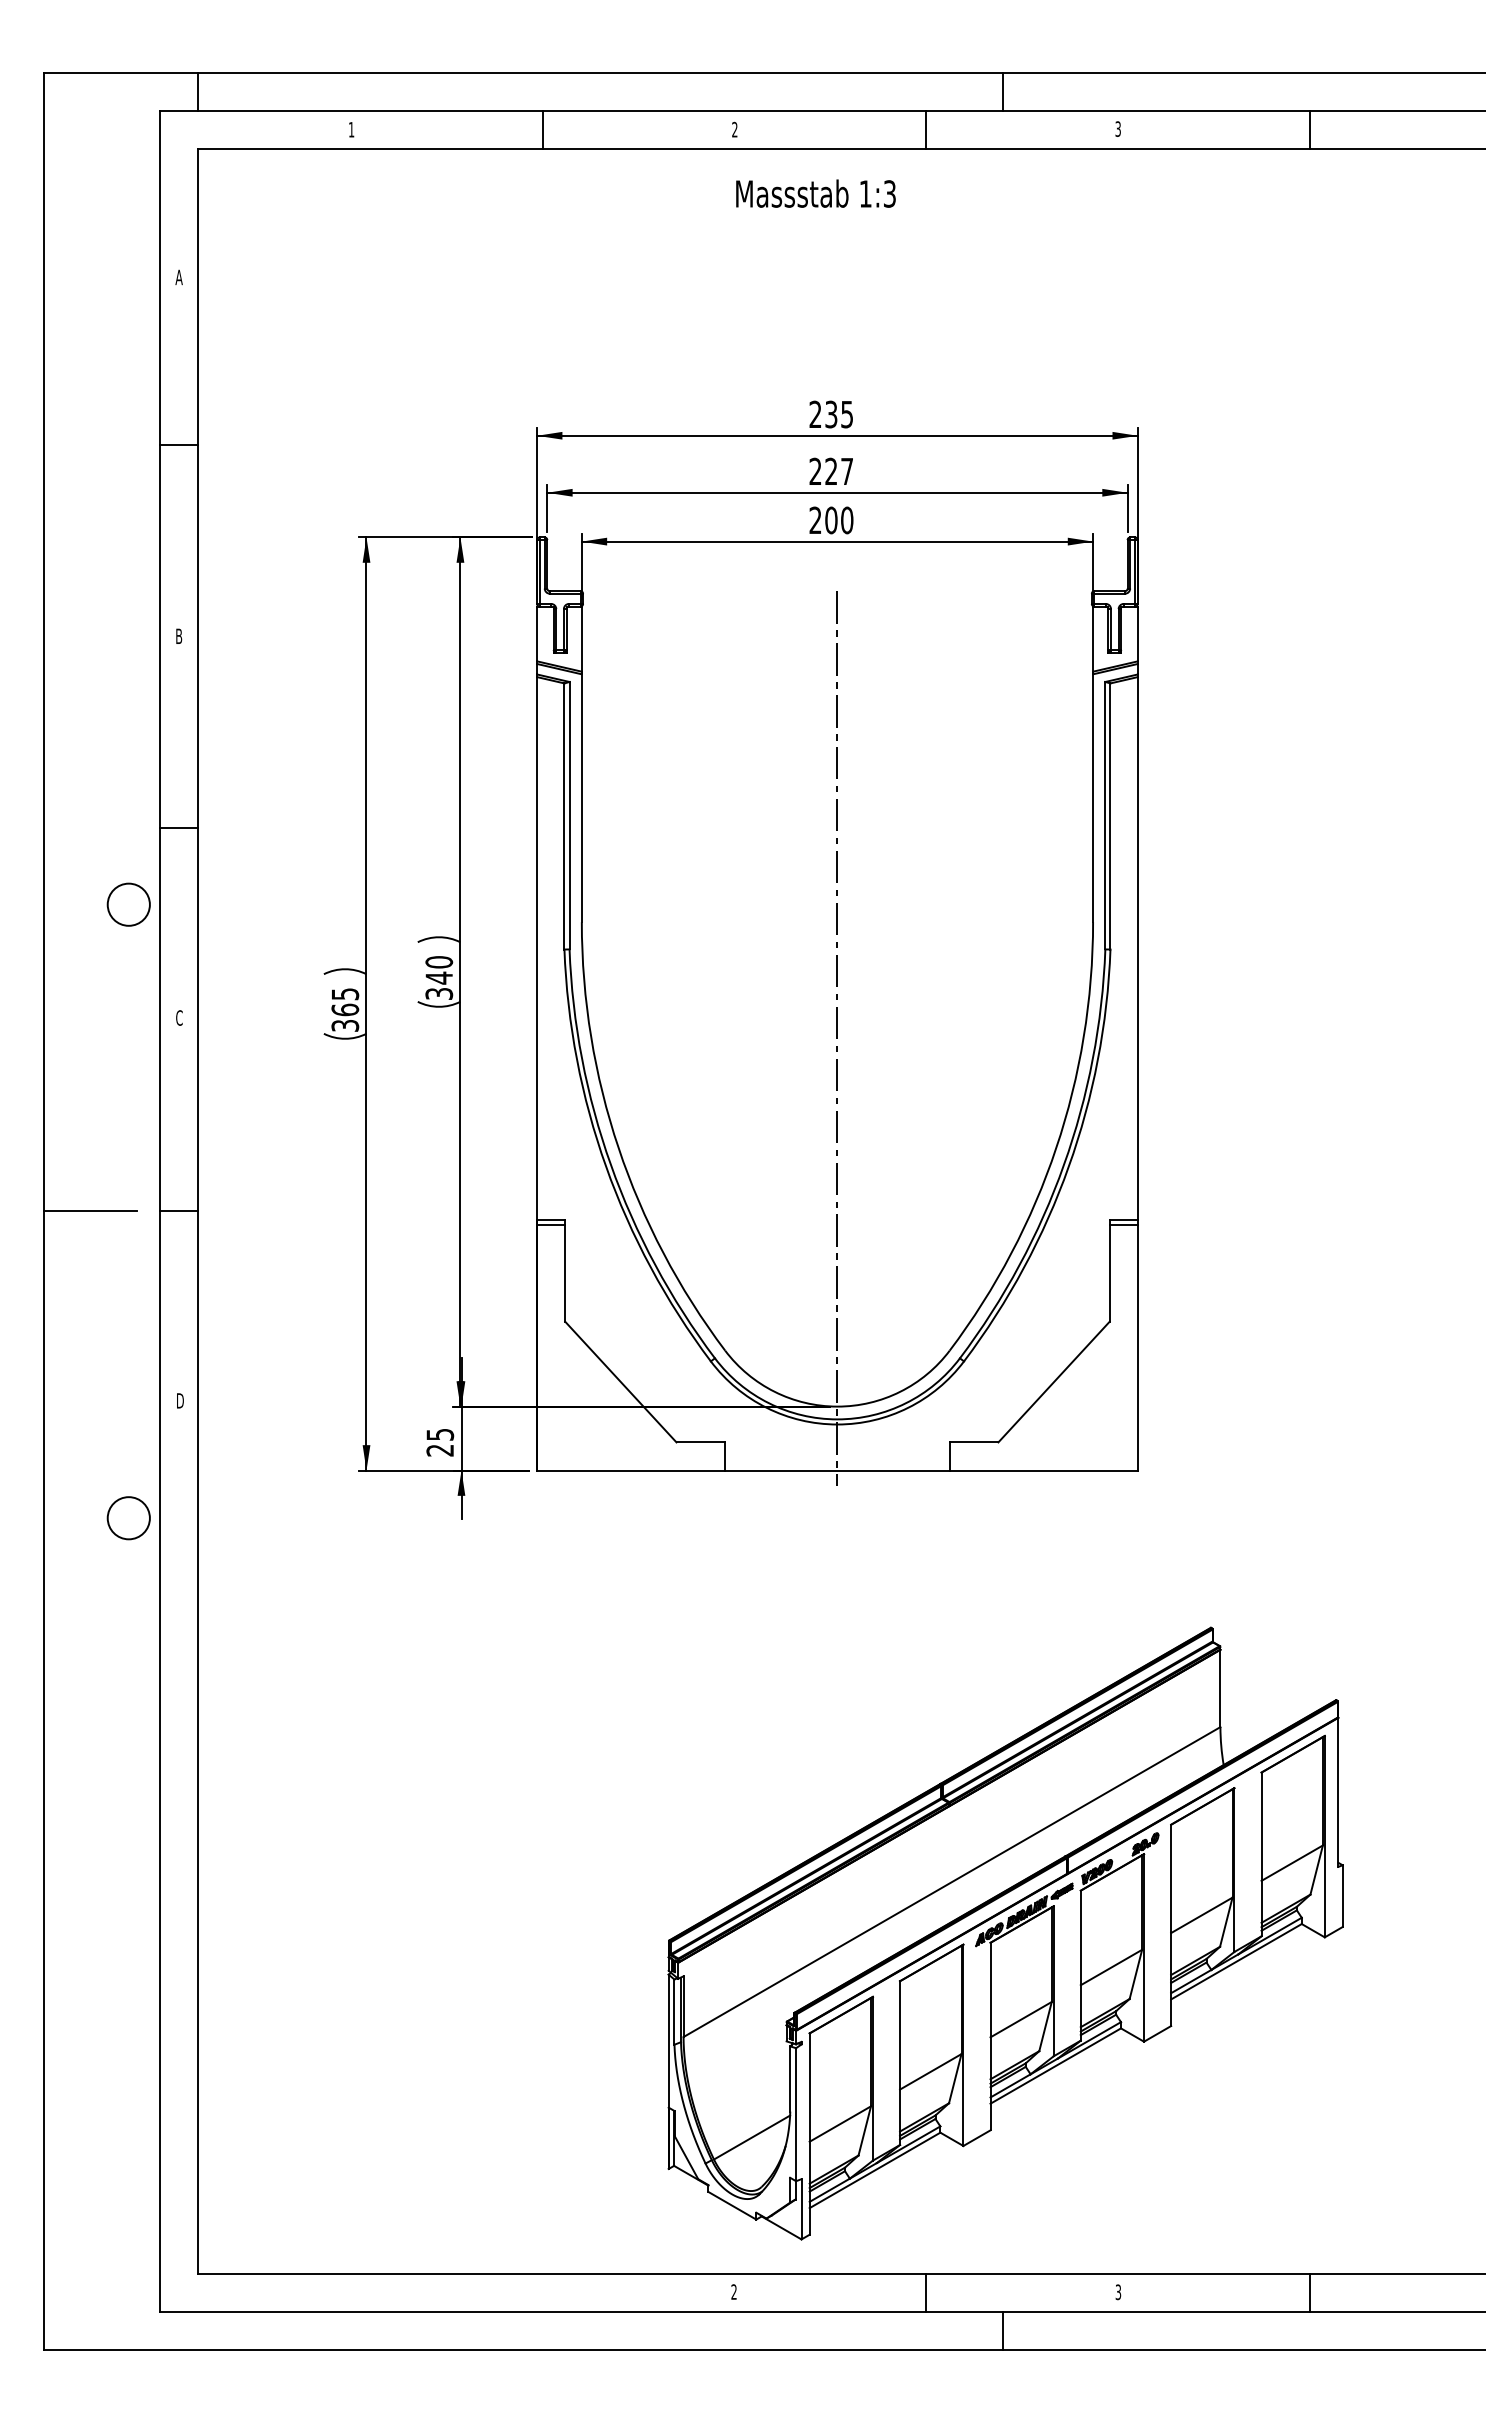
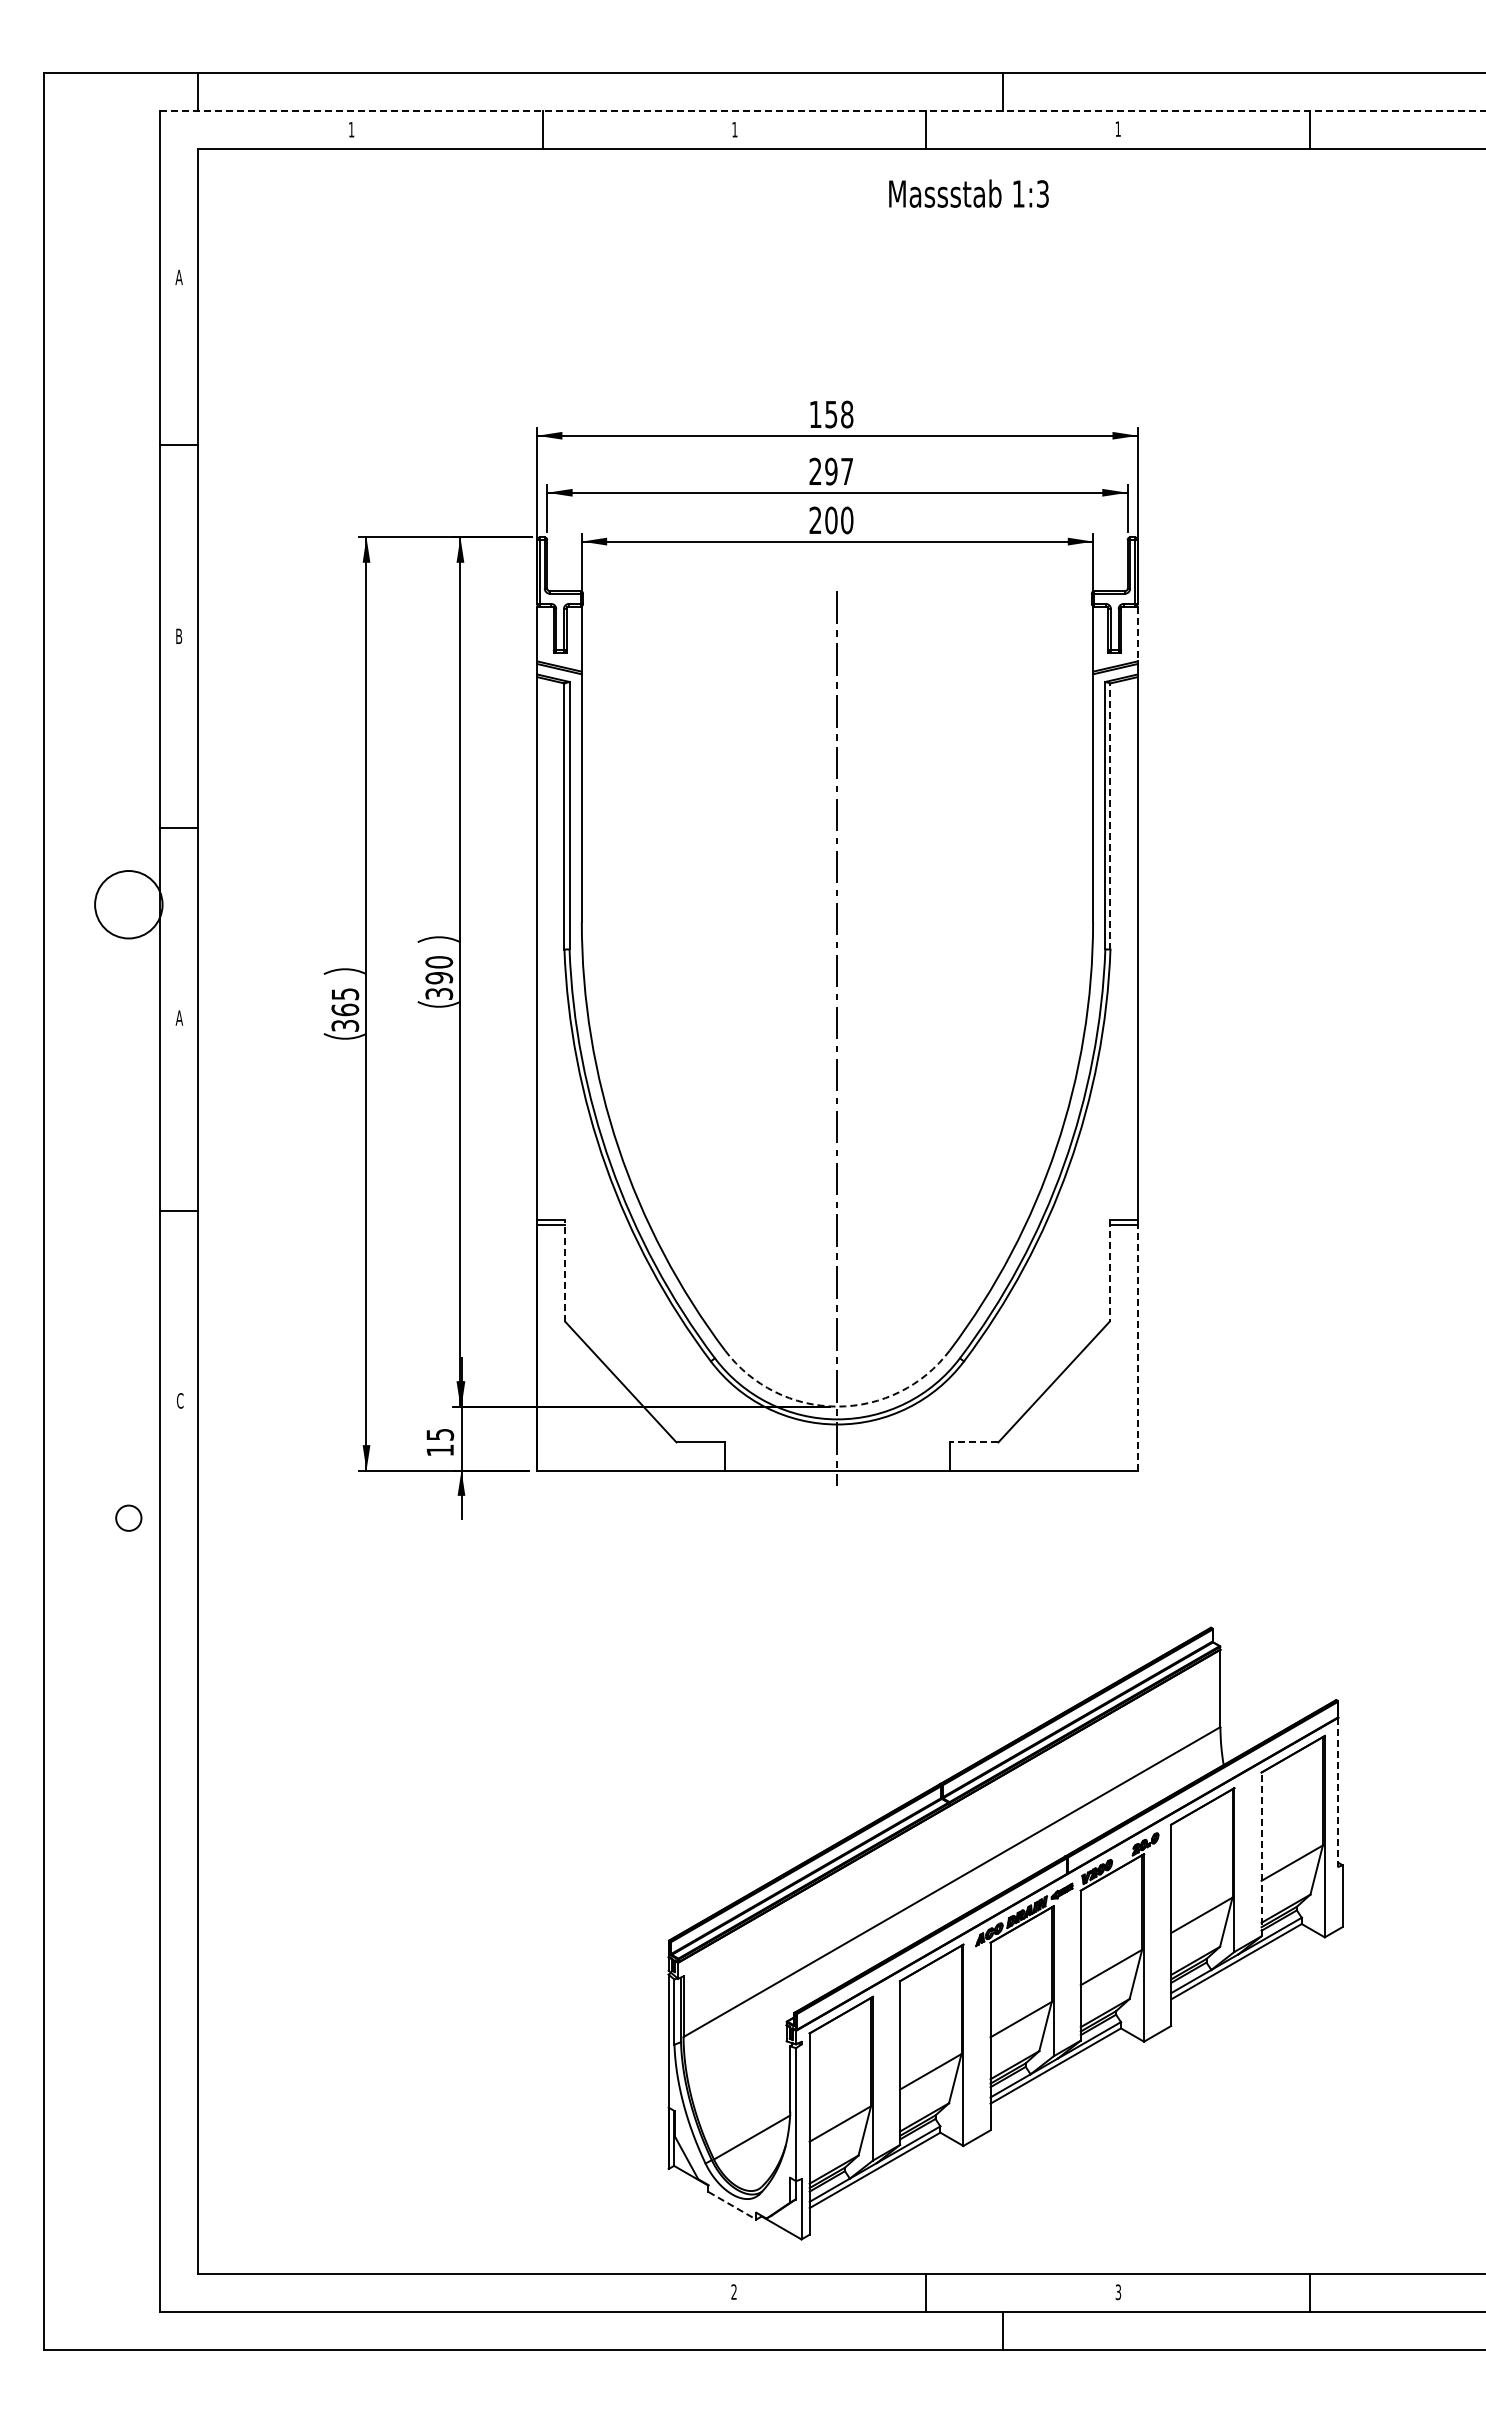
line: solid -> dashed (822, 111)
text: 3 -> 1 (1117, 128)
text: 2 -> 1 (734, 129)
text position: (815, 193) -> (968, 193) (968, 193)
text: 235 -> 158 (831, 414)
text: 227 -> 297 (831, 471)
line: solid -> dashed (1137, 634)
line: solid -> dashed (1110, 815)
circle diameter: 42 px -> 67 px (128, 904)
text: 340 -> 390 (439, 977)
text: C -> A (179, 1017)
line: present -> none (90, 1211)
line: solid -> dashed (565, 1270)
line: solid -> dashed (1109, 1270)
line: solid -> dashed (1137, 1347)
text: D -> C (180, 1400)
arc: solid -> dashed (837, 1406)
line: solid -> dashed (973, 1442)
text: 25 -> 15 (439, 1450)
circle diameter: 42 px -> 25 px (128, 1517)
line: solid -> dashed (1338, 1792)
line: solid -> dashed (1261, 1854)
line: solid -> dashed (732, 2205)
